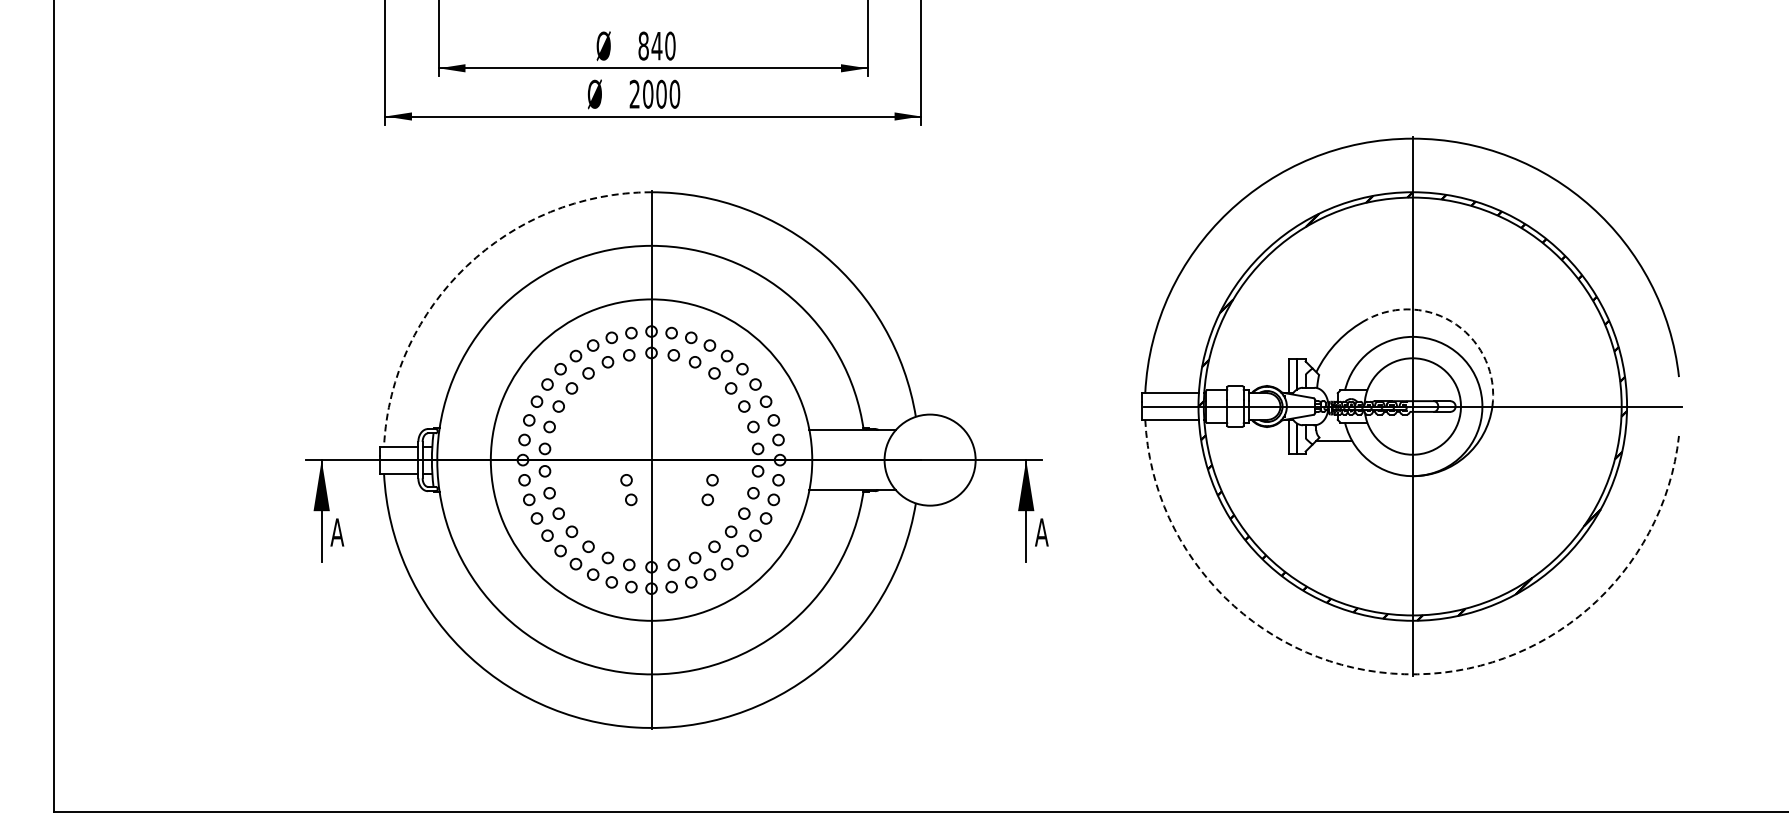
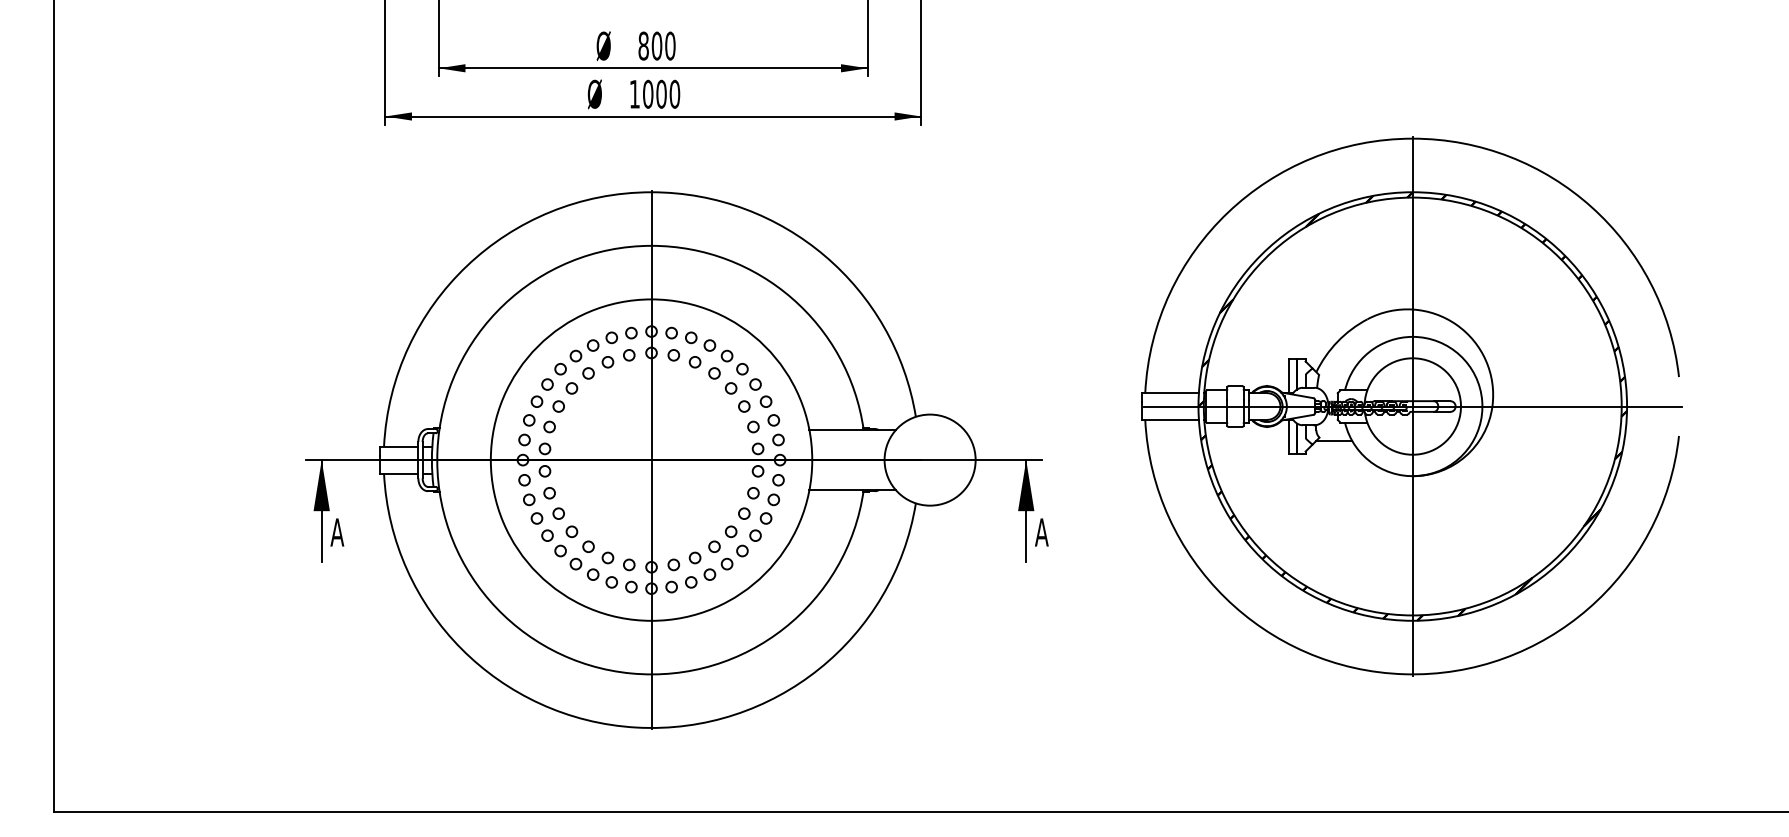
text: 840 -> 800 (656, 45)
text: 2000 -> 1000 (634, 93)
arc: dashed -> solid (466, 266)
arc: dashed -> solid (1456, 324)
part: present -> none (628, 490)
part: present -> none (709, 490)
arc: dashed -> solid (1404, 674)
